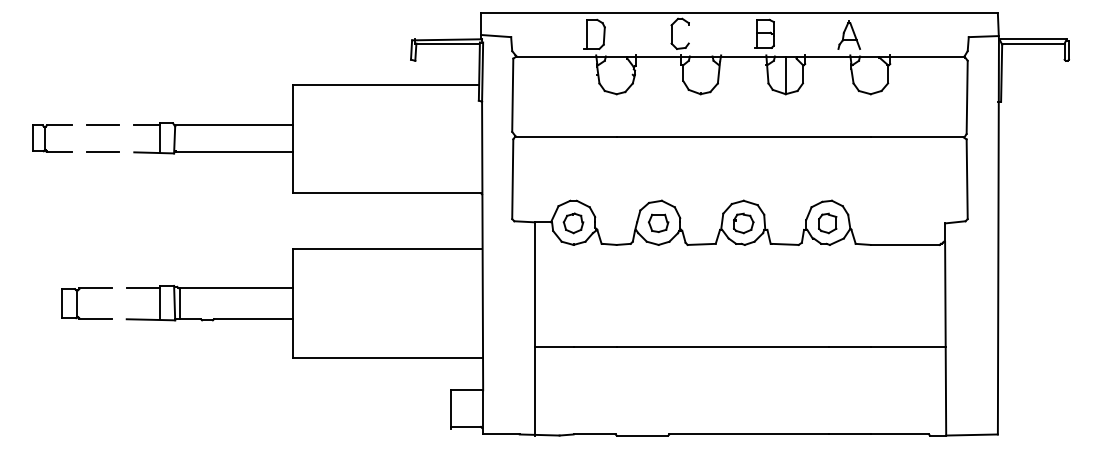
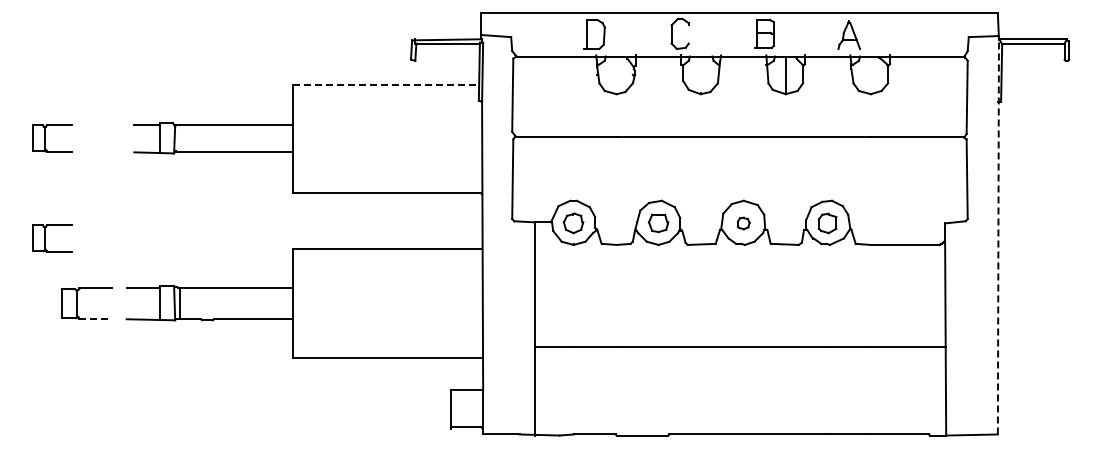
line: solid -> dashed (386, 84)
line: present -> none (102, 125)
line: present -> none (102, 152)
part size: 22x23 px -> 14x15 px (743, 223)
line: solid -> dashed (998, 236)
part: none -> present (45, 238)
line: solid -> dashed (96, 319)
